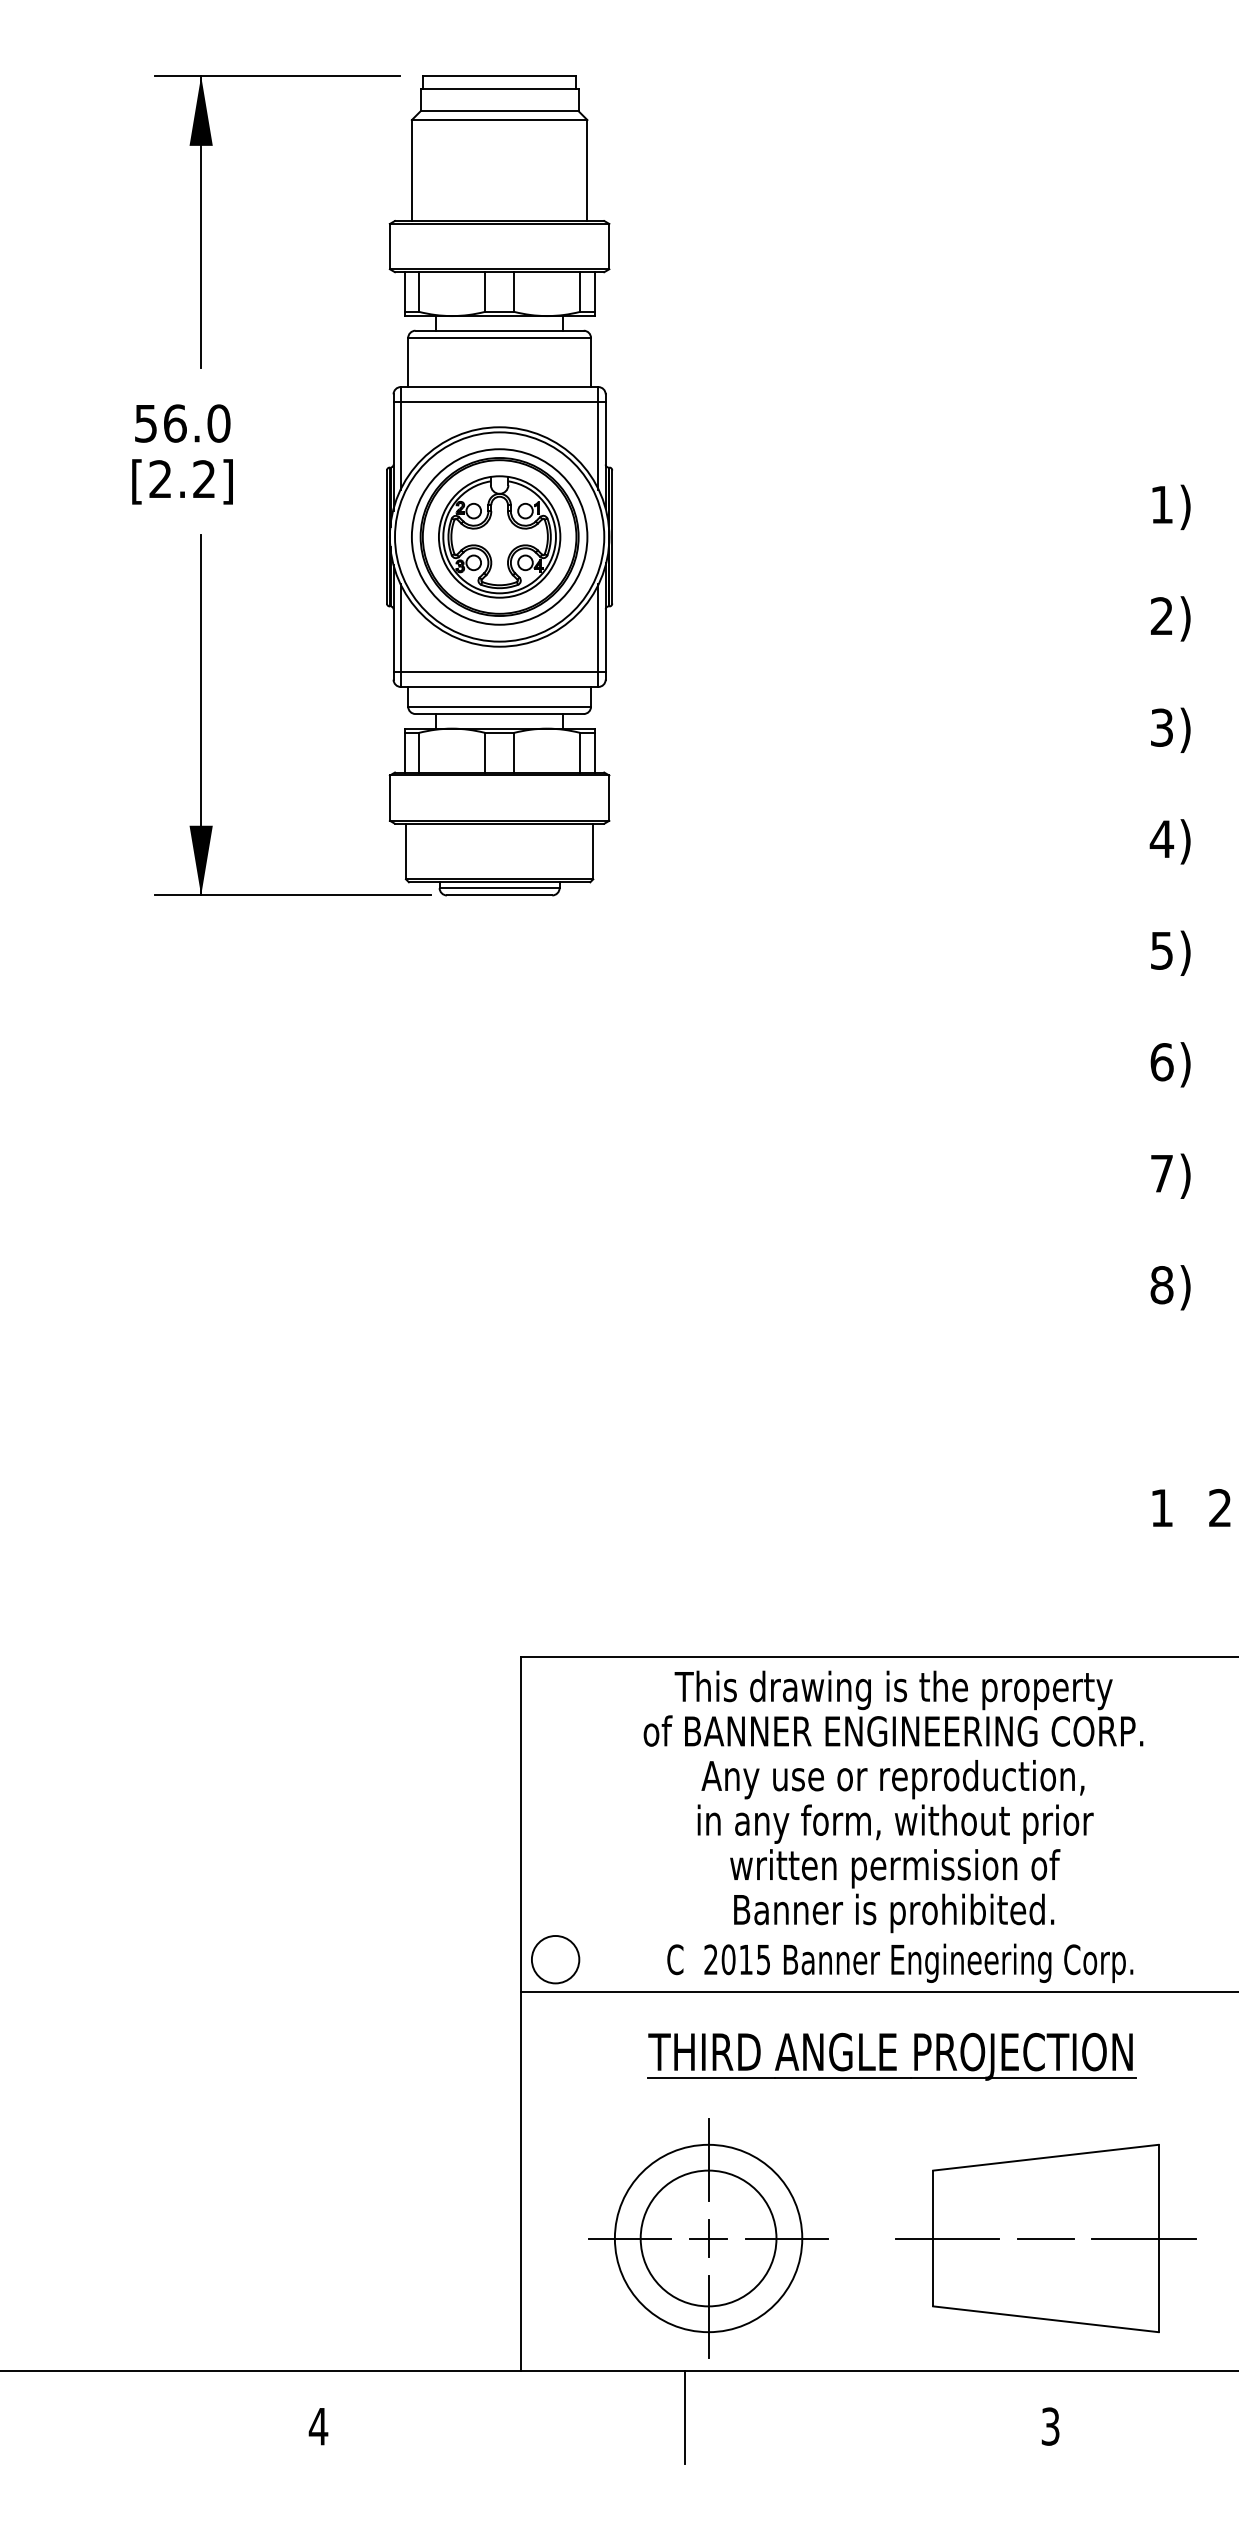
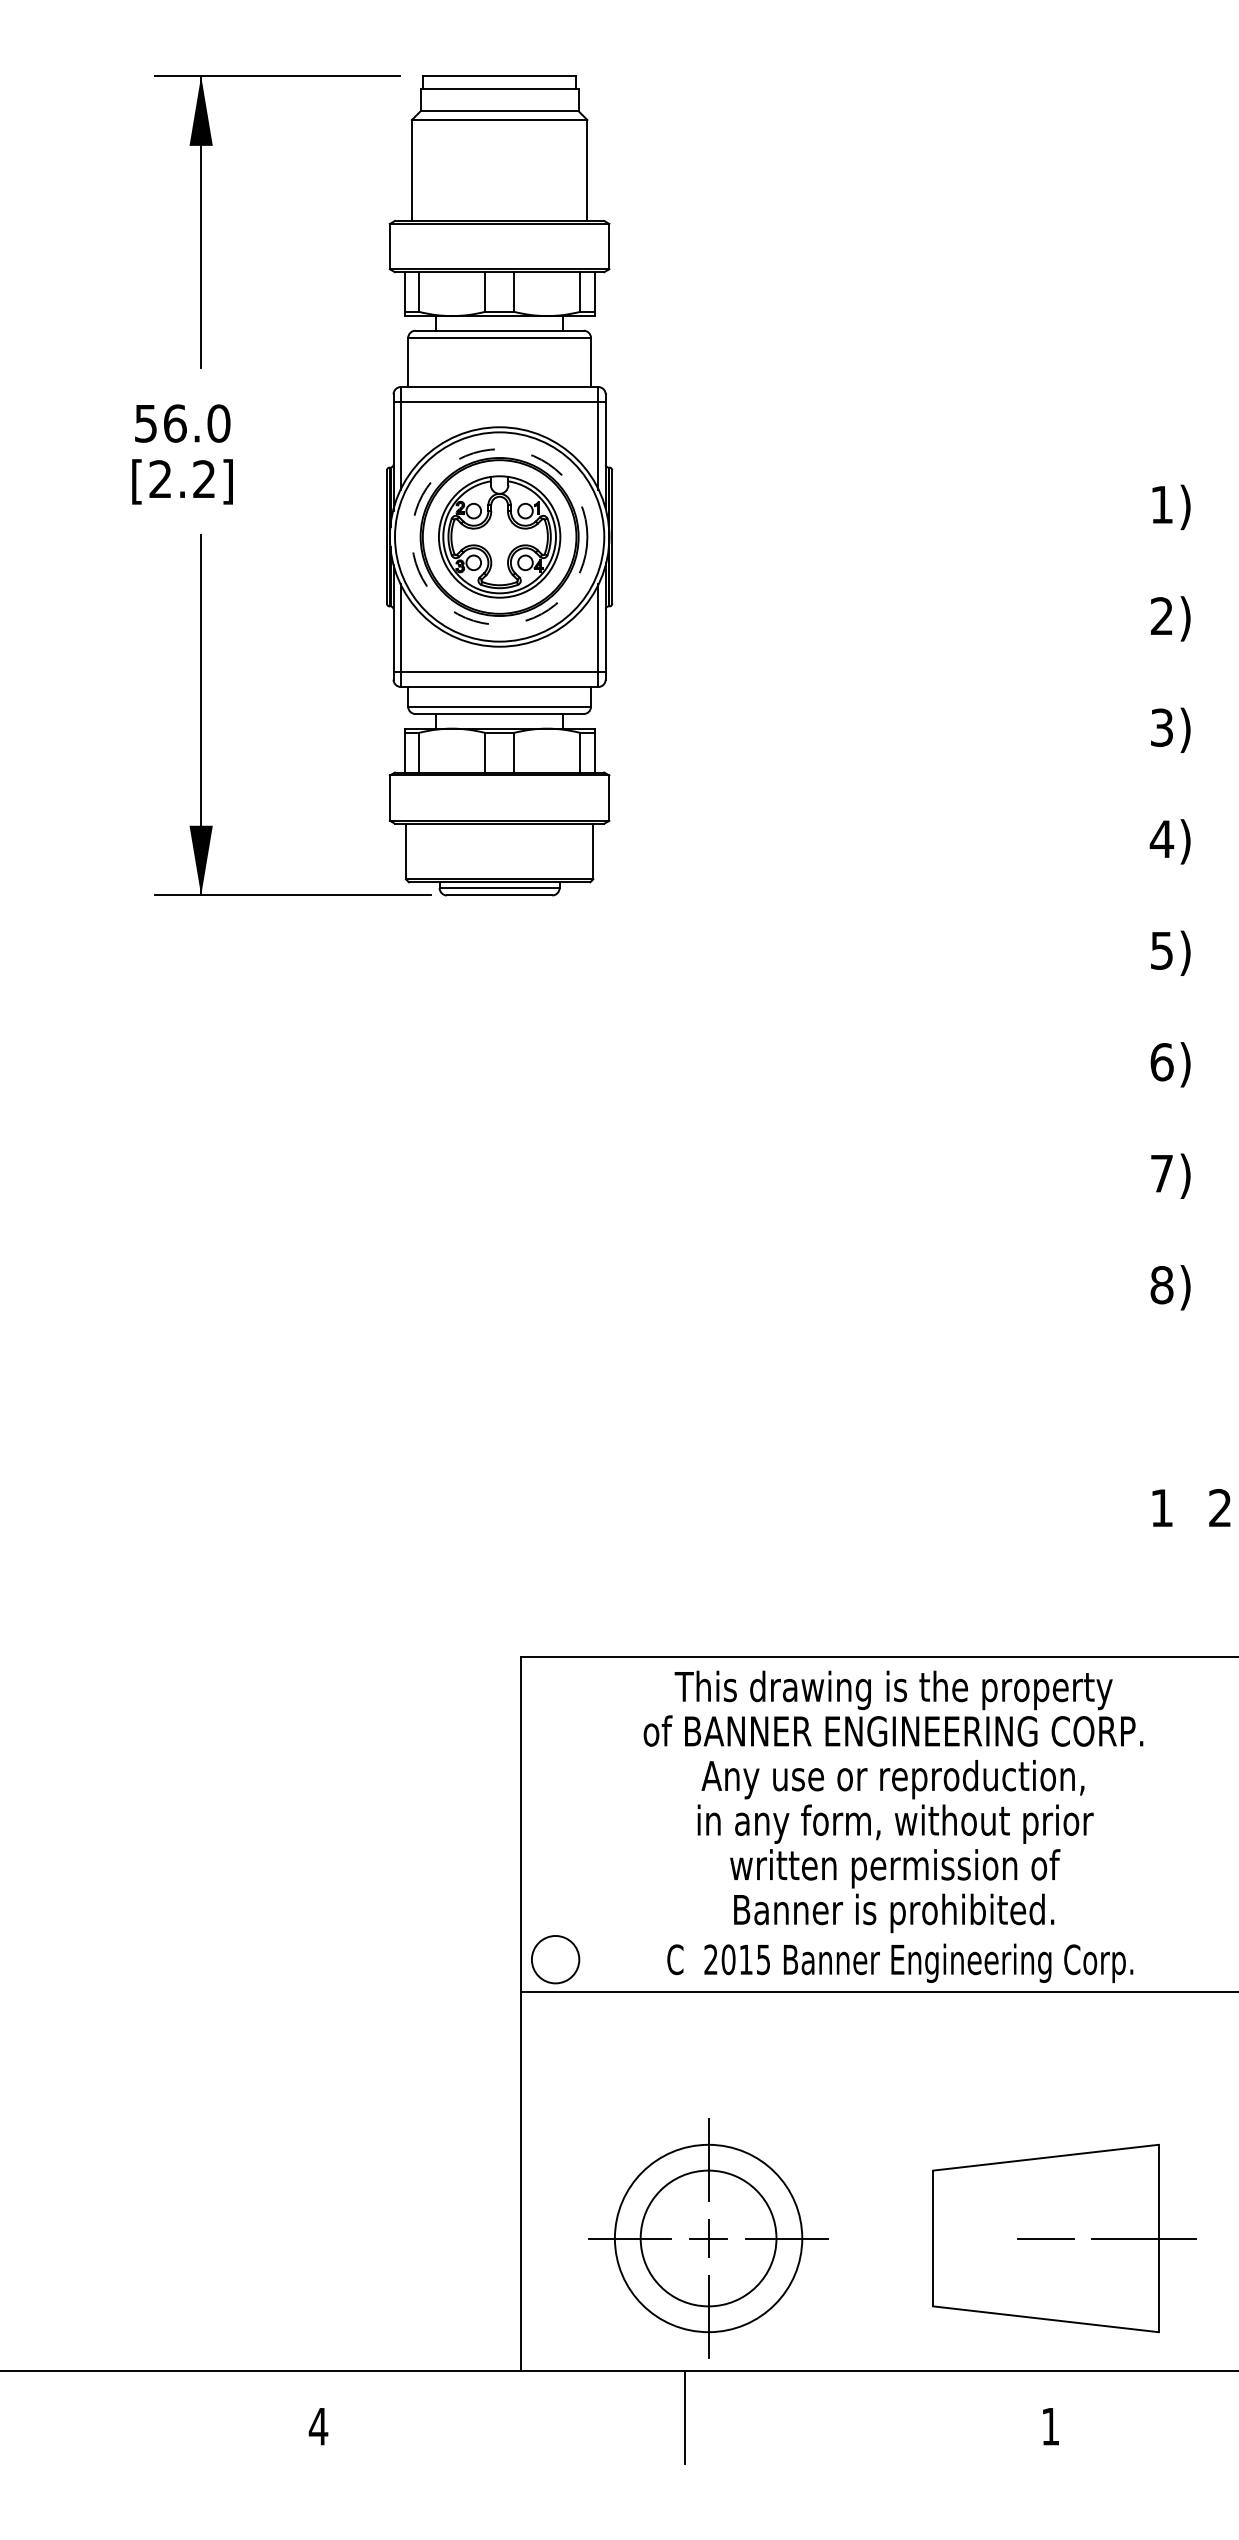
circle: solid -> dashed (499, 536)
part: present -> none (891, 2056)
line: present -> none (947, 2238)
text: 3 -> 1 (1050, 2426)
